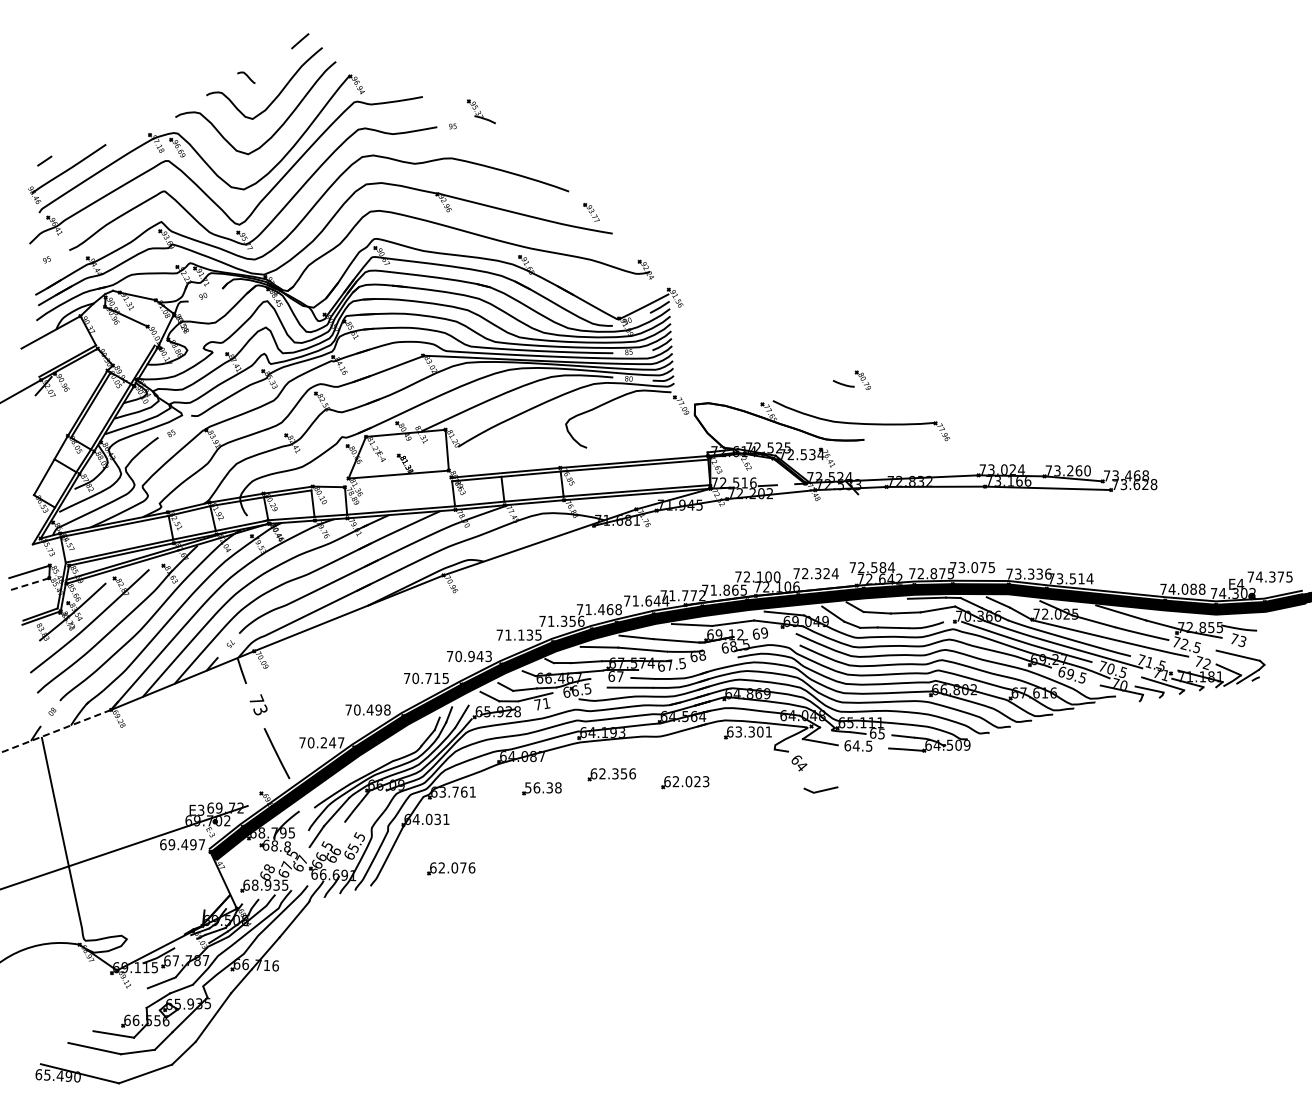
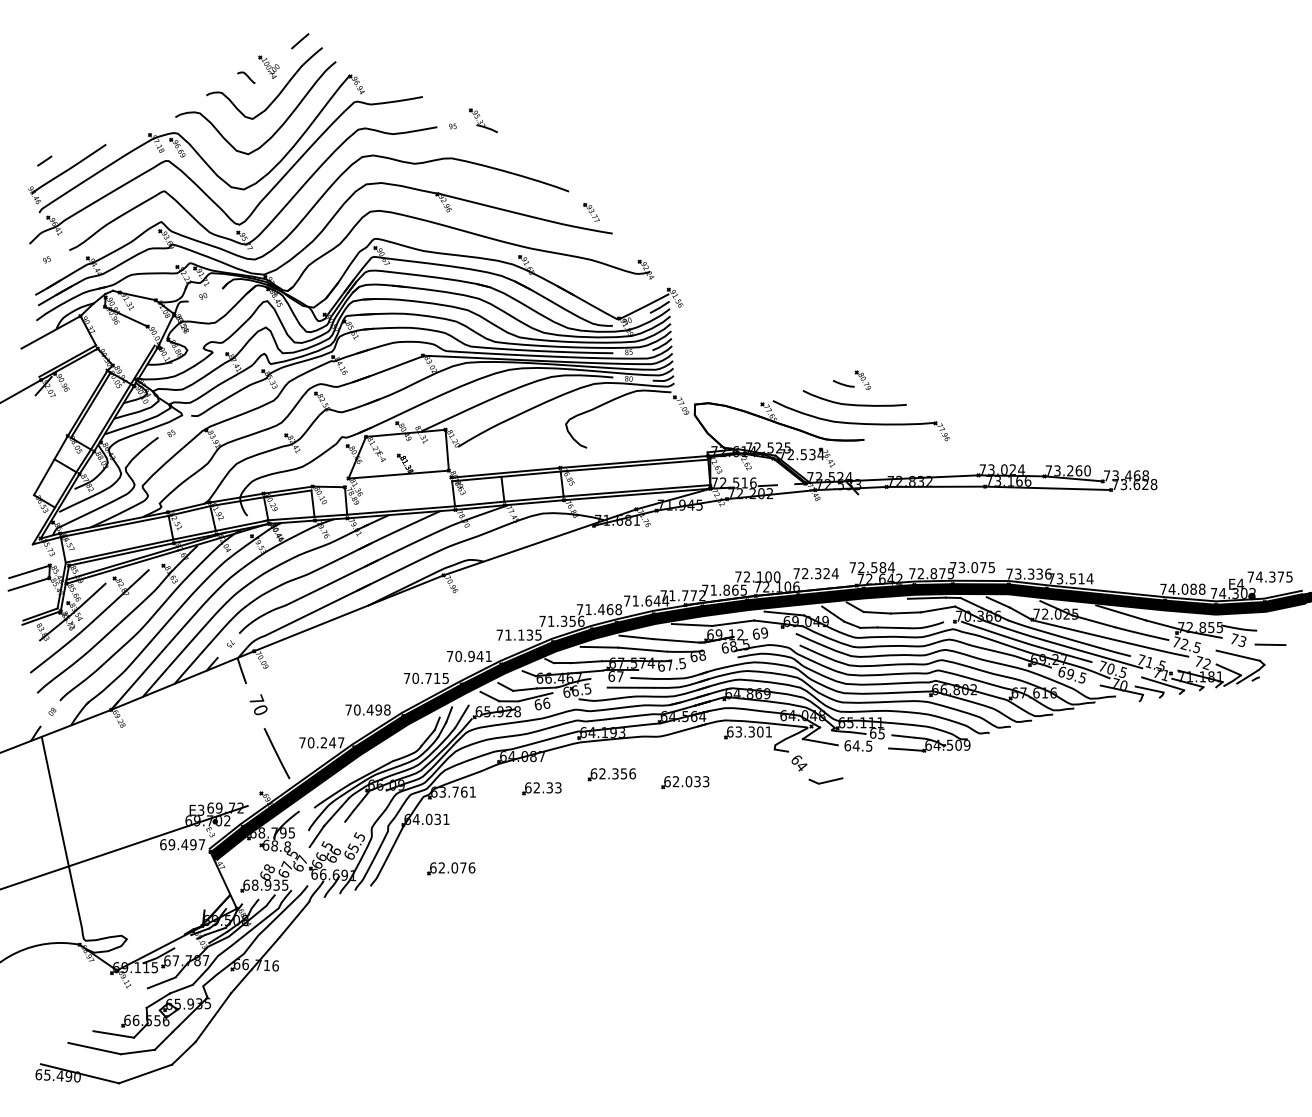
part: none -> present (268, 66)
part position: (480, 111) -> (482, 120) (482, 120)
curve: none -> present (854, 404)
line: dashed -> solid (28, 584)
line: none -> present (1270, 644)
text: 70.943 -> 70.941 (488, 656)
text: 71 -> 66 (542, 703)
text: 73 -> 70 (260, 709)
line: dashed -> solid (55, 731)
text: 62.023 -> 62.033 (697, 782)
text: 56.38 -> 62.33 (543, 787)
line position: (820, 790) -> (825, 781) (825, 781)
